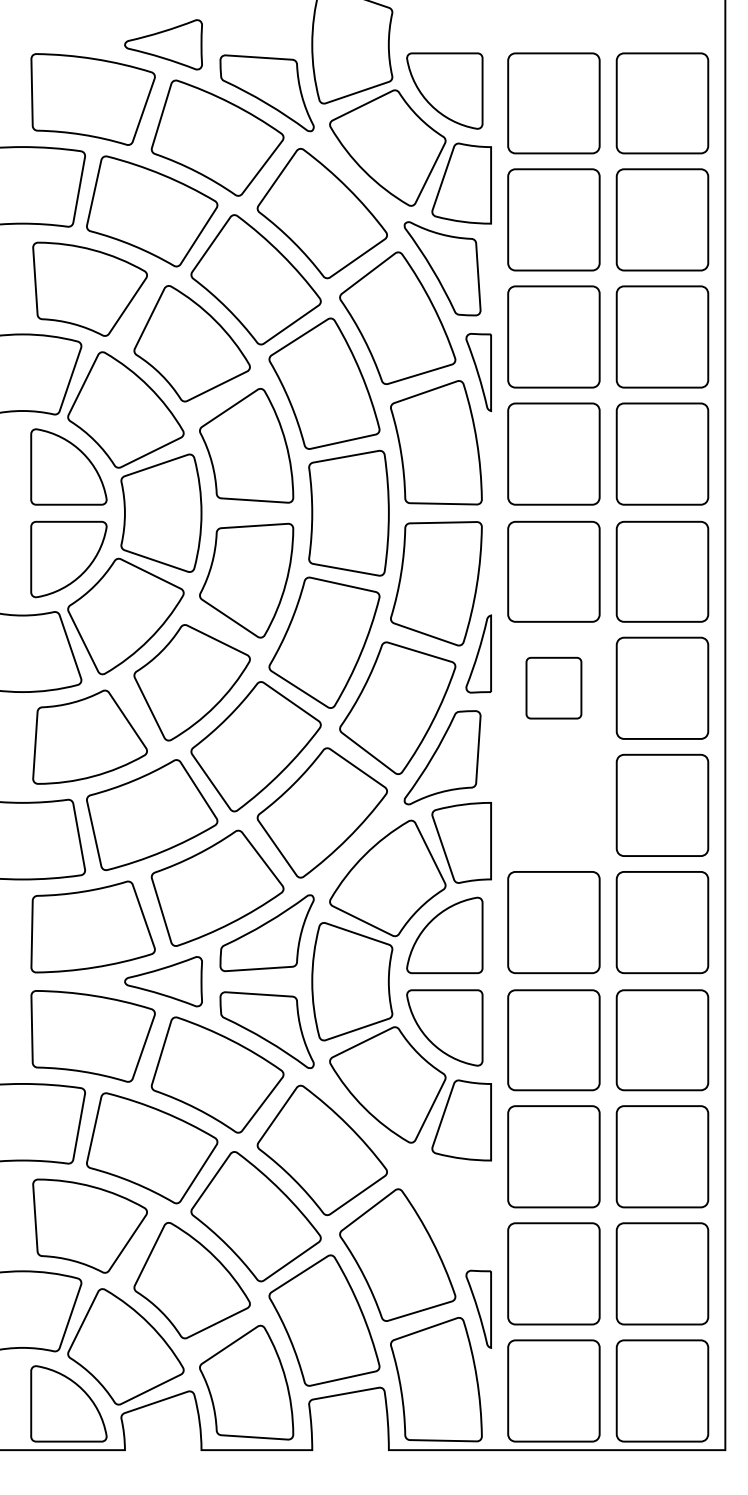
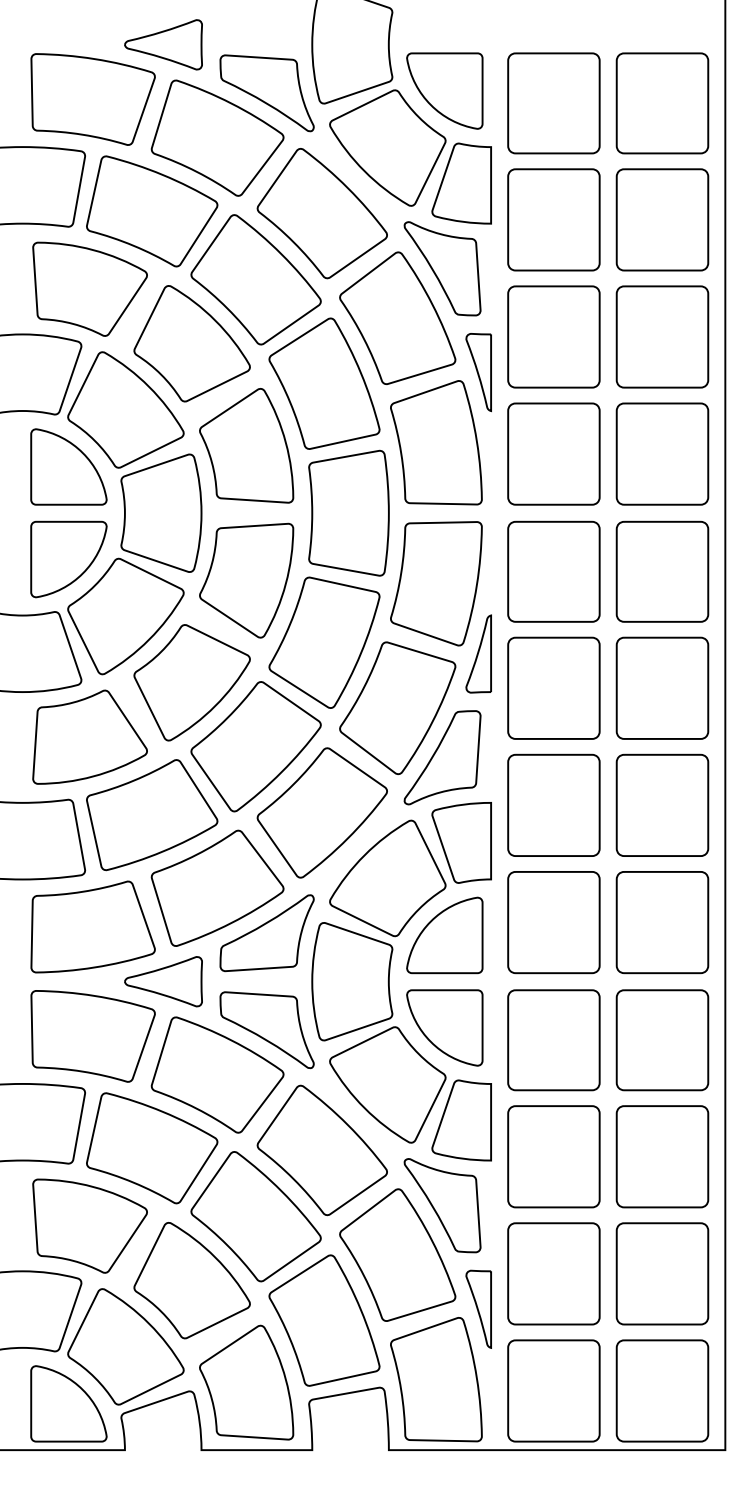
part size: 58x64 px -> 94x104 px (553, 687)
part: none -> present (553, 804)
part: none -> present (442, 1205)
